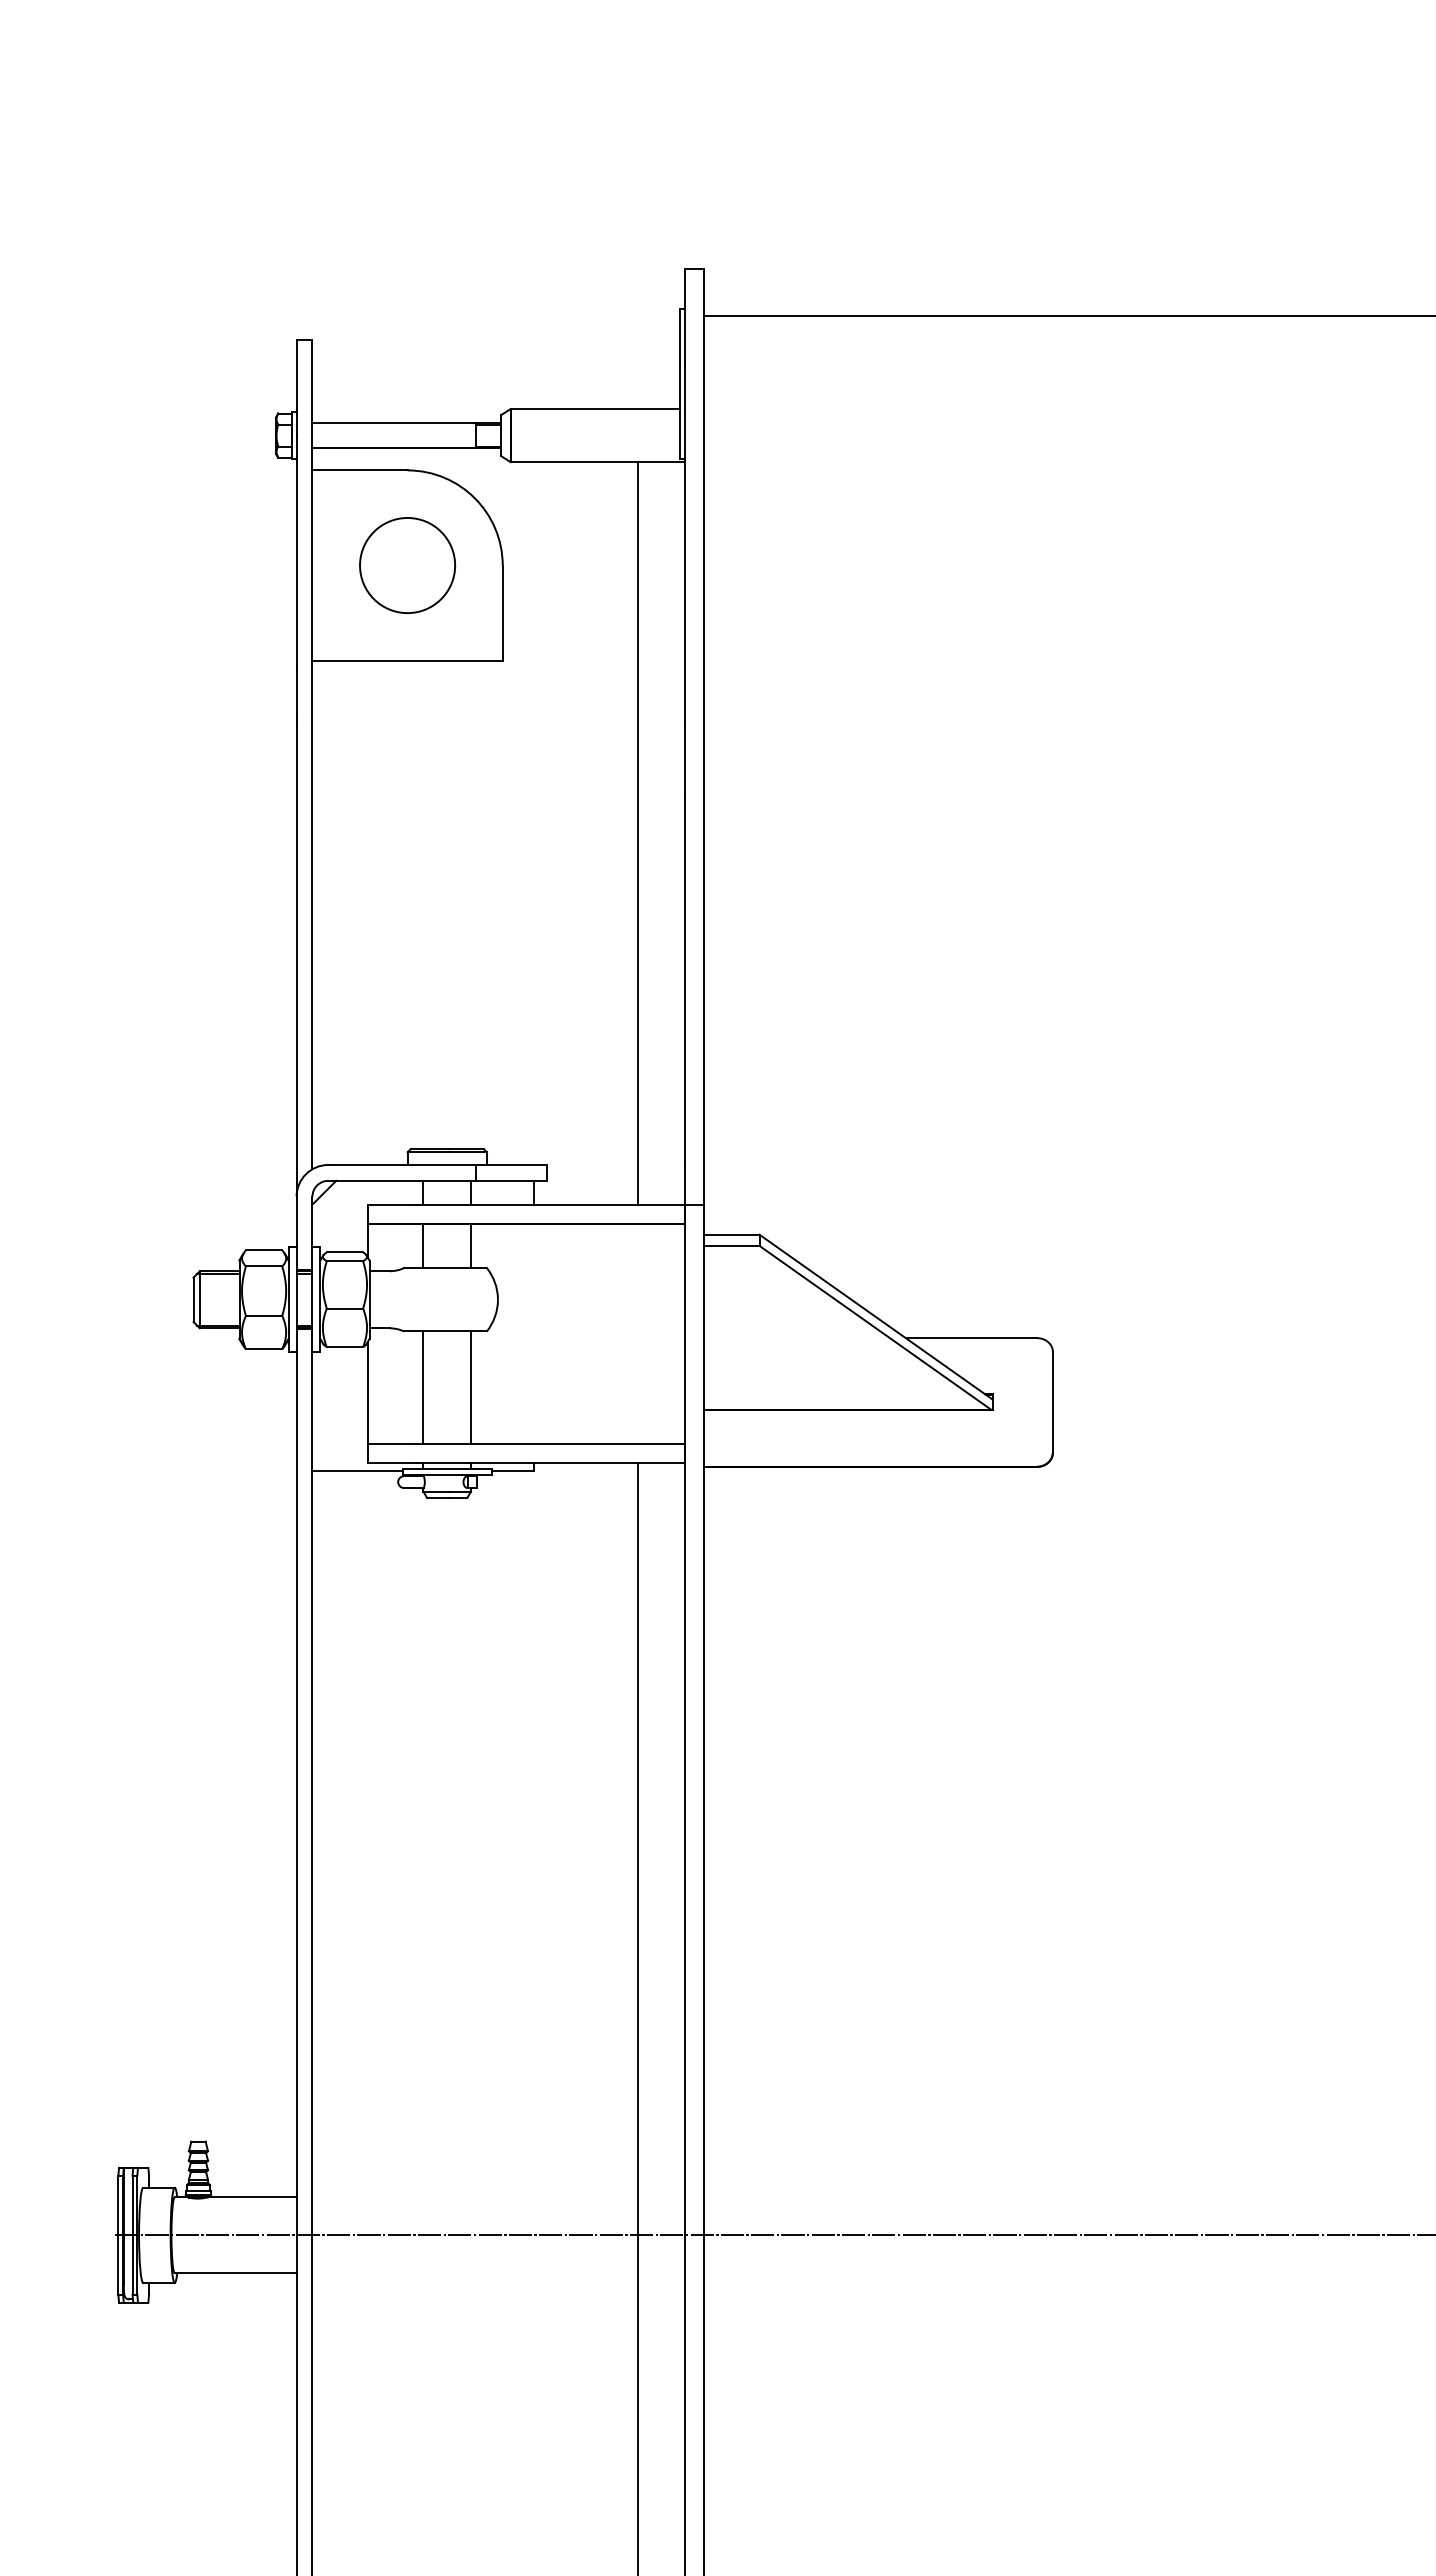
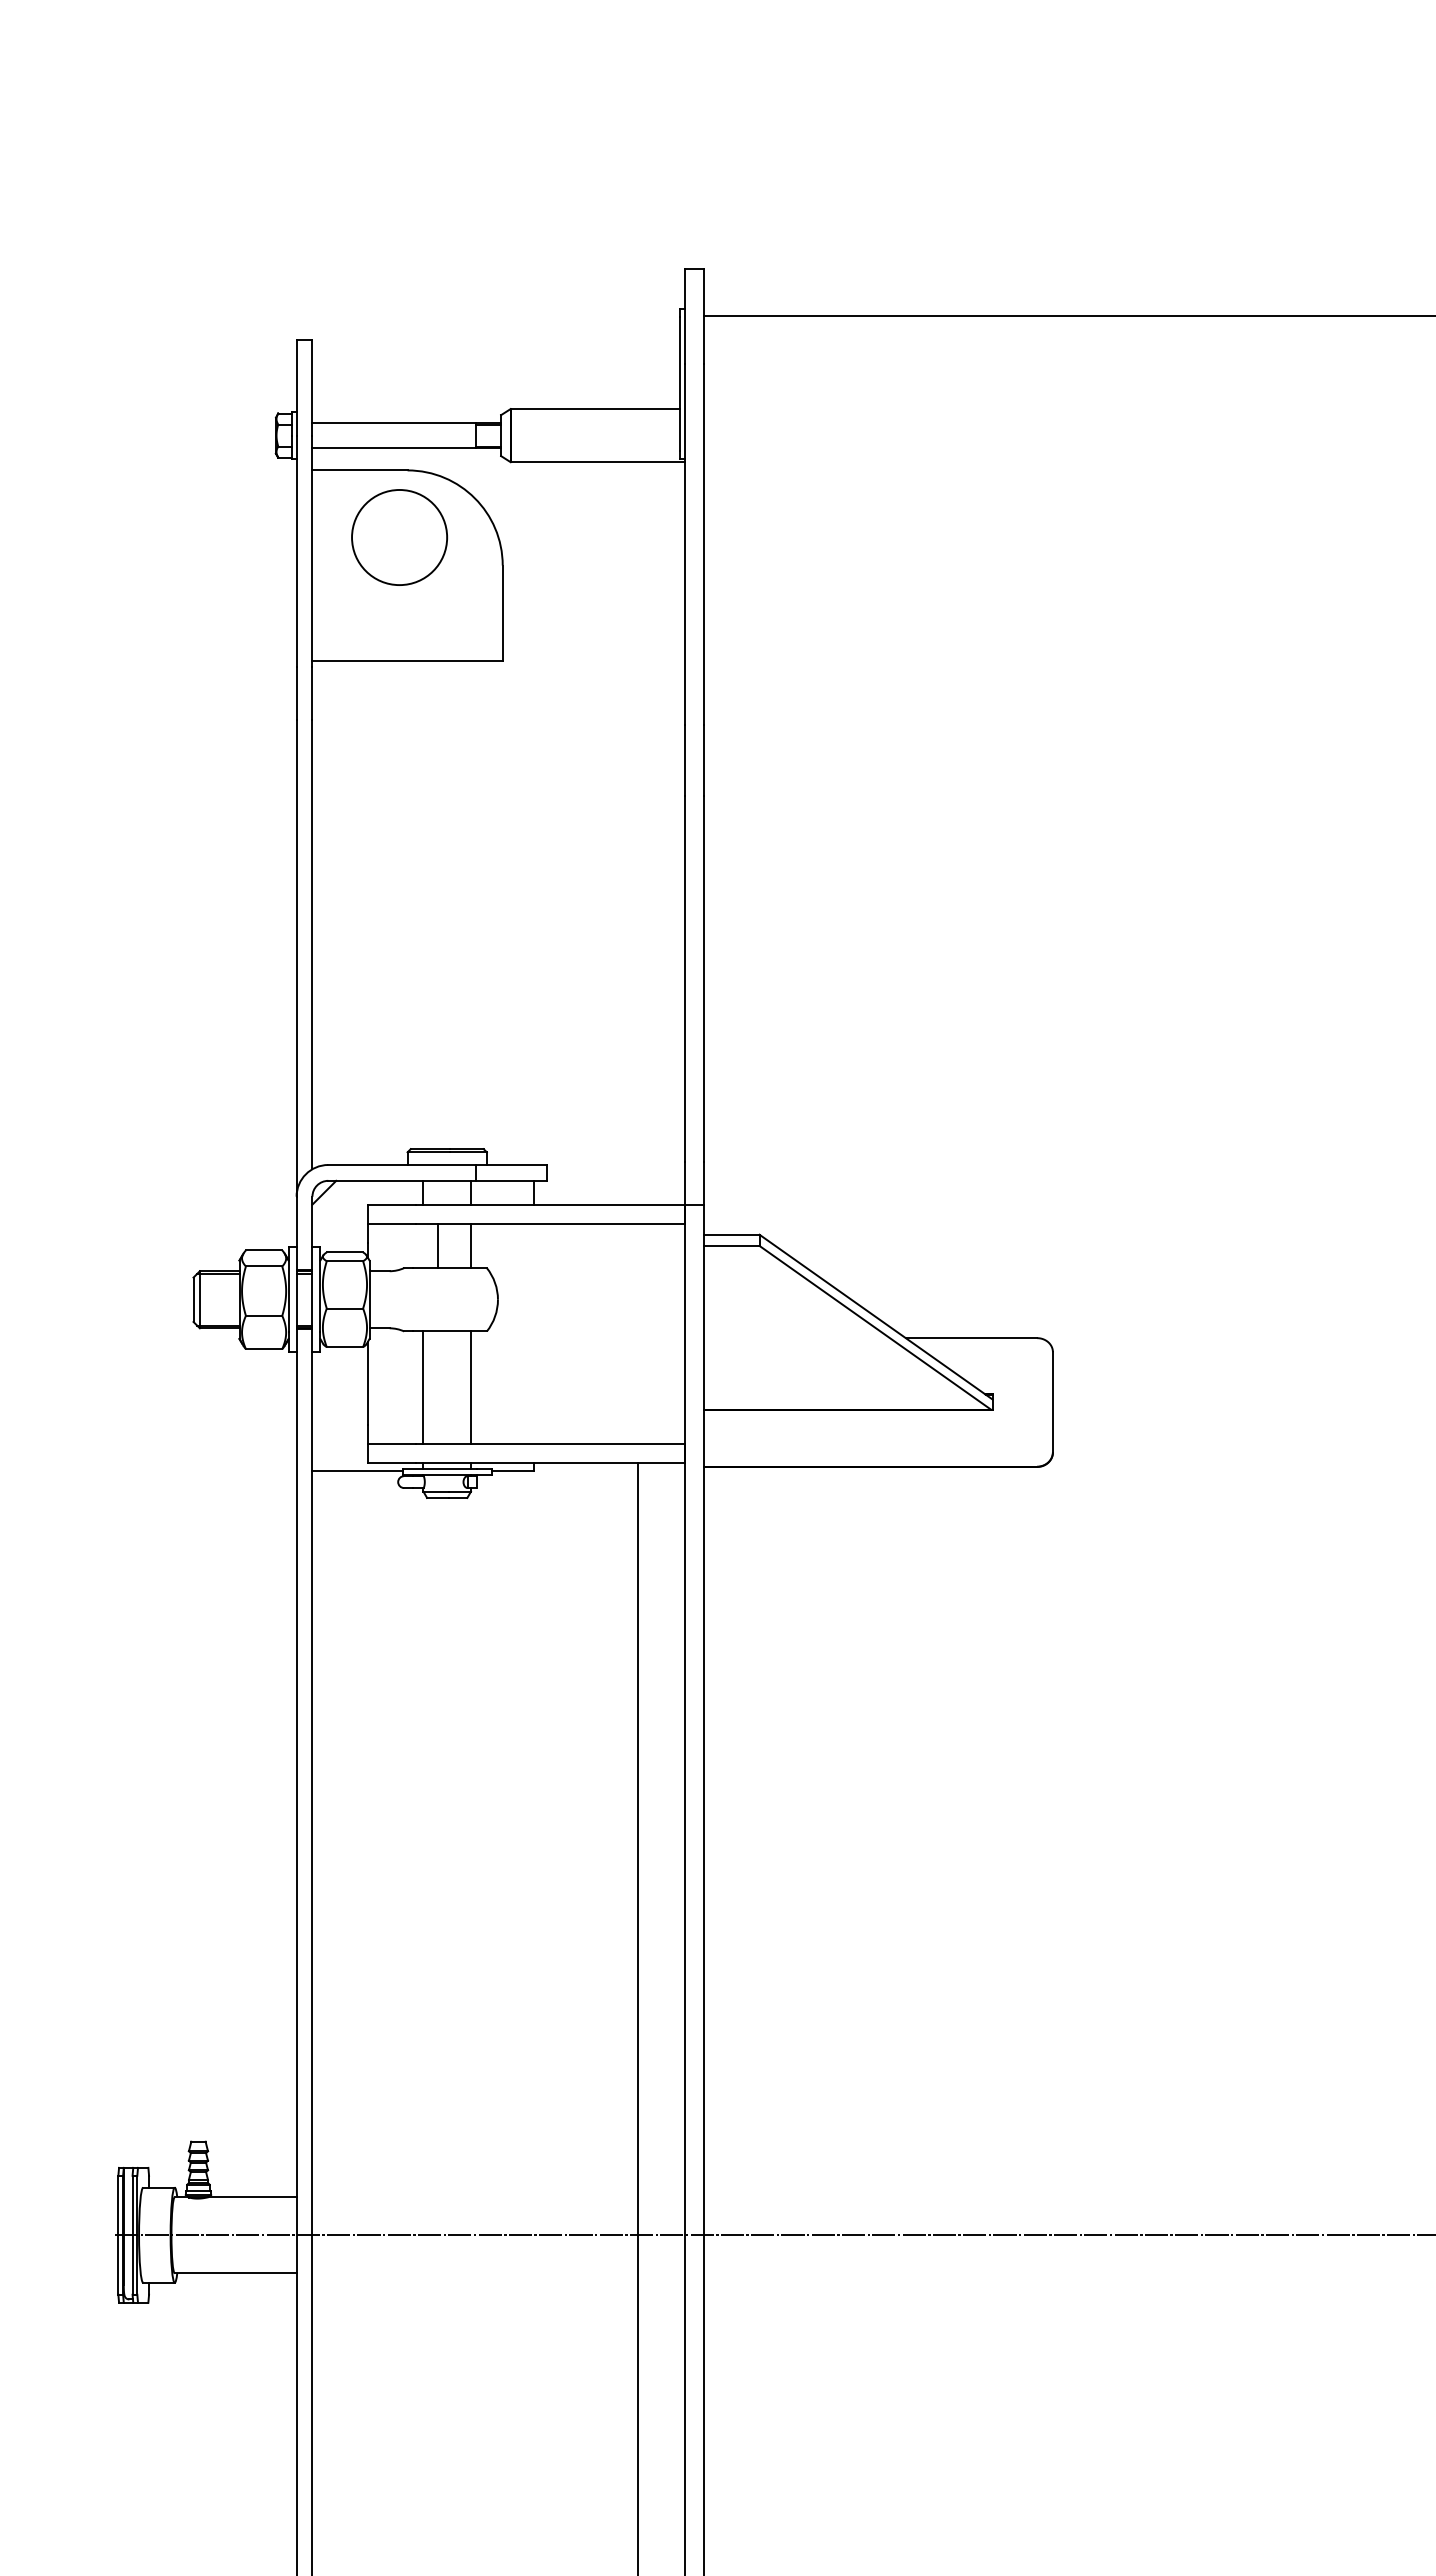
circle position: (407, 565) -> (399, 537) (399, 537)
line: present -> none (637, 833)
line position: (423, 1245) -> (438, 1245) (438, 1245)
